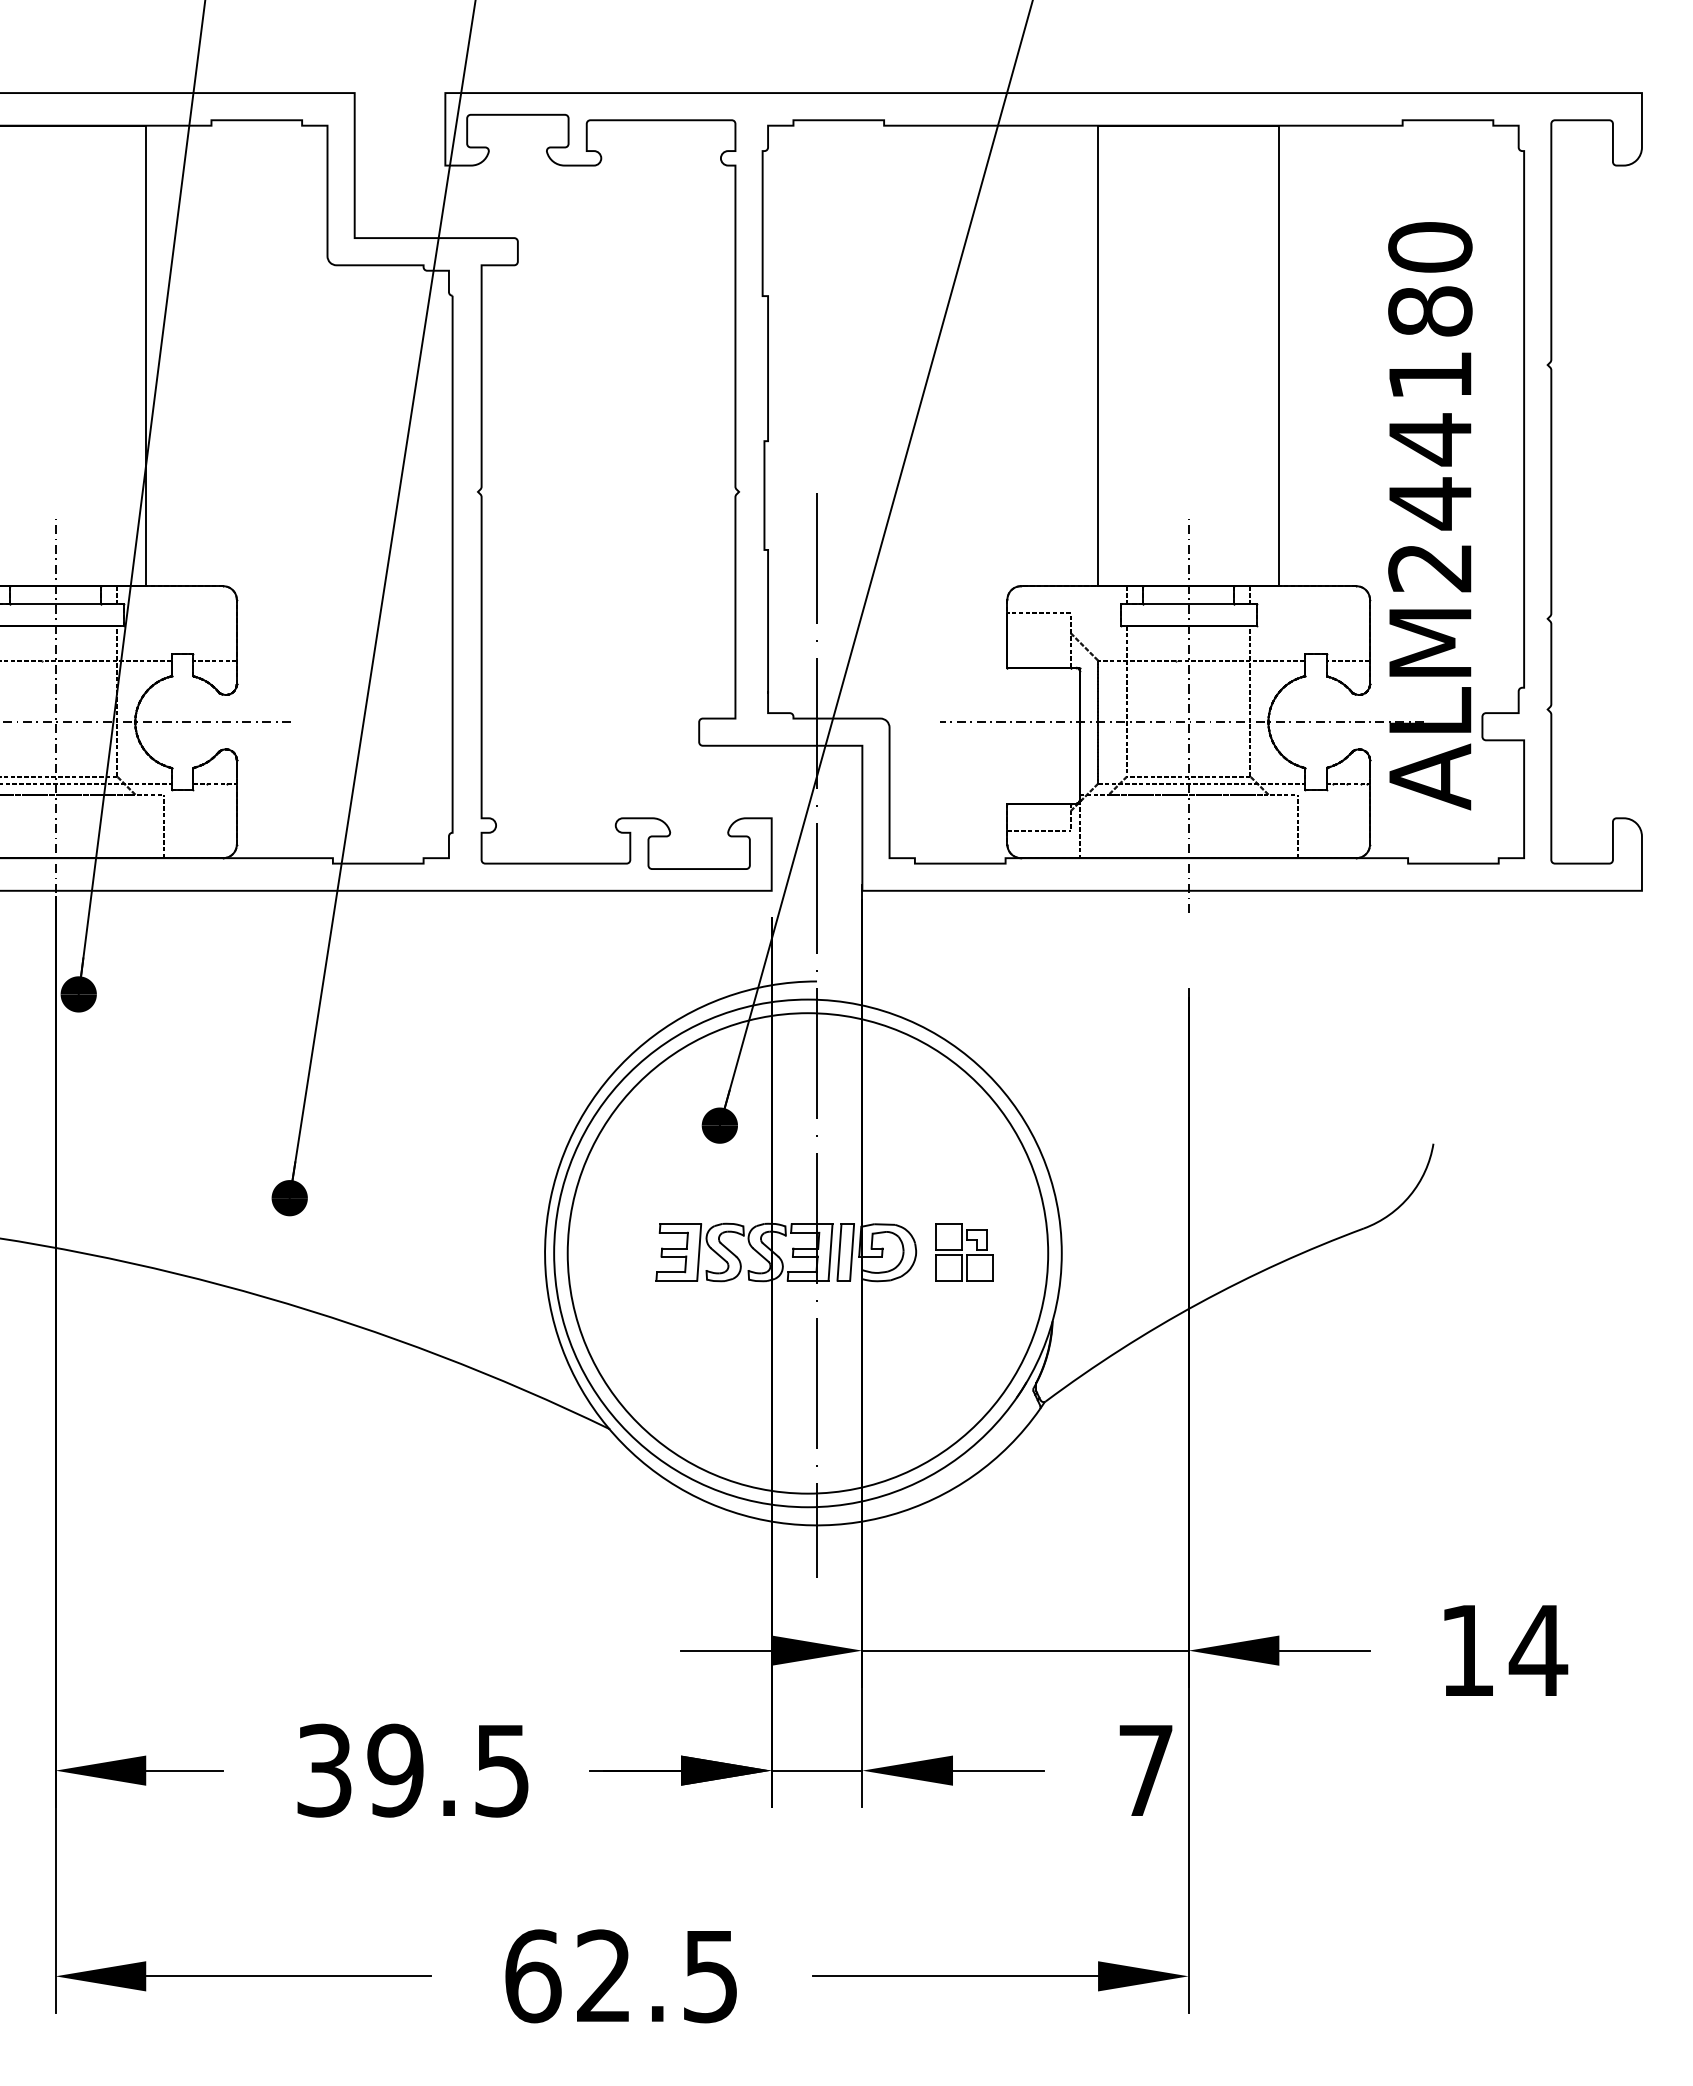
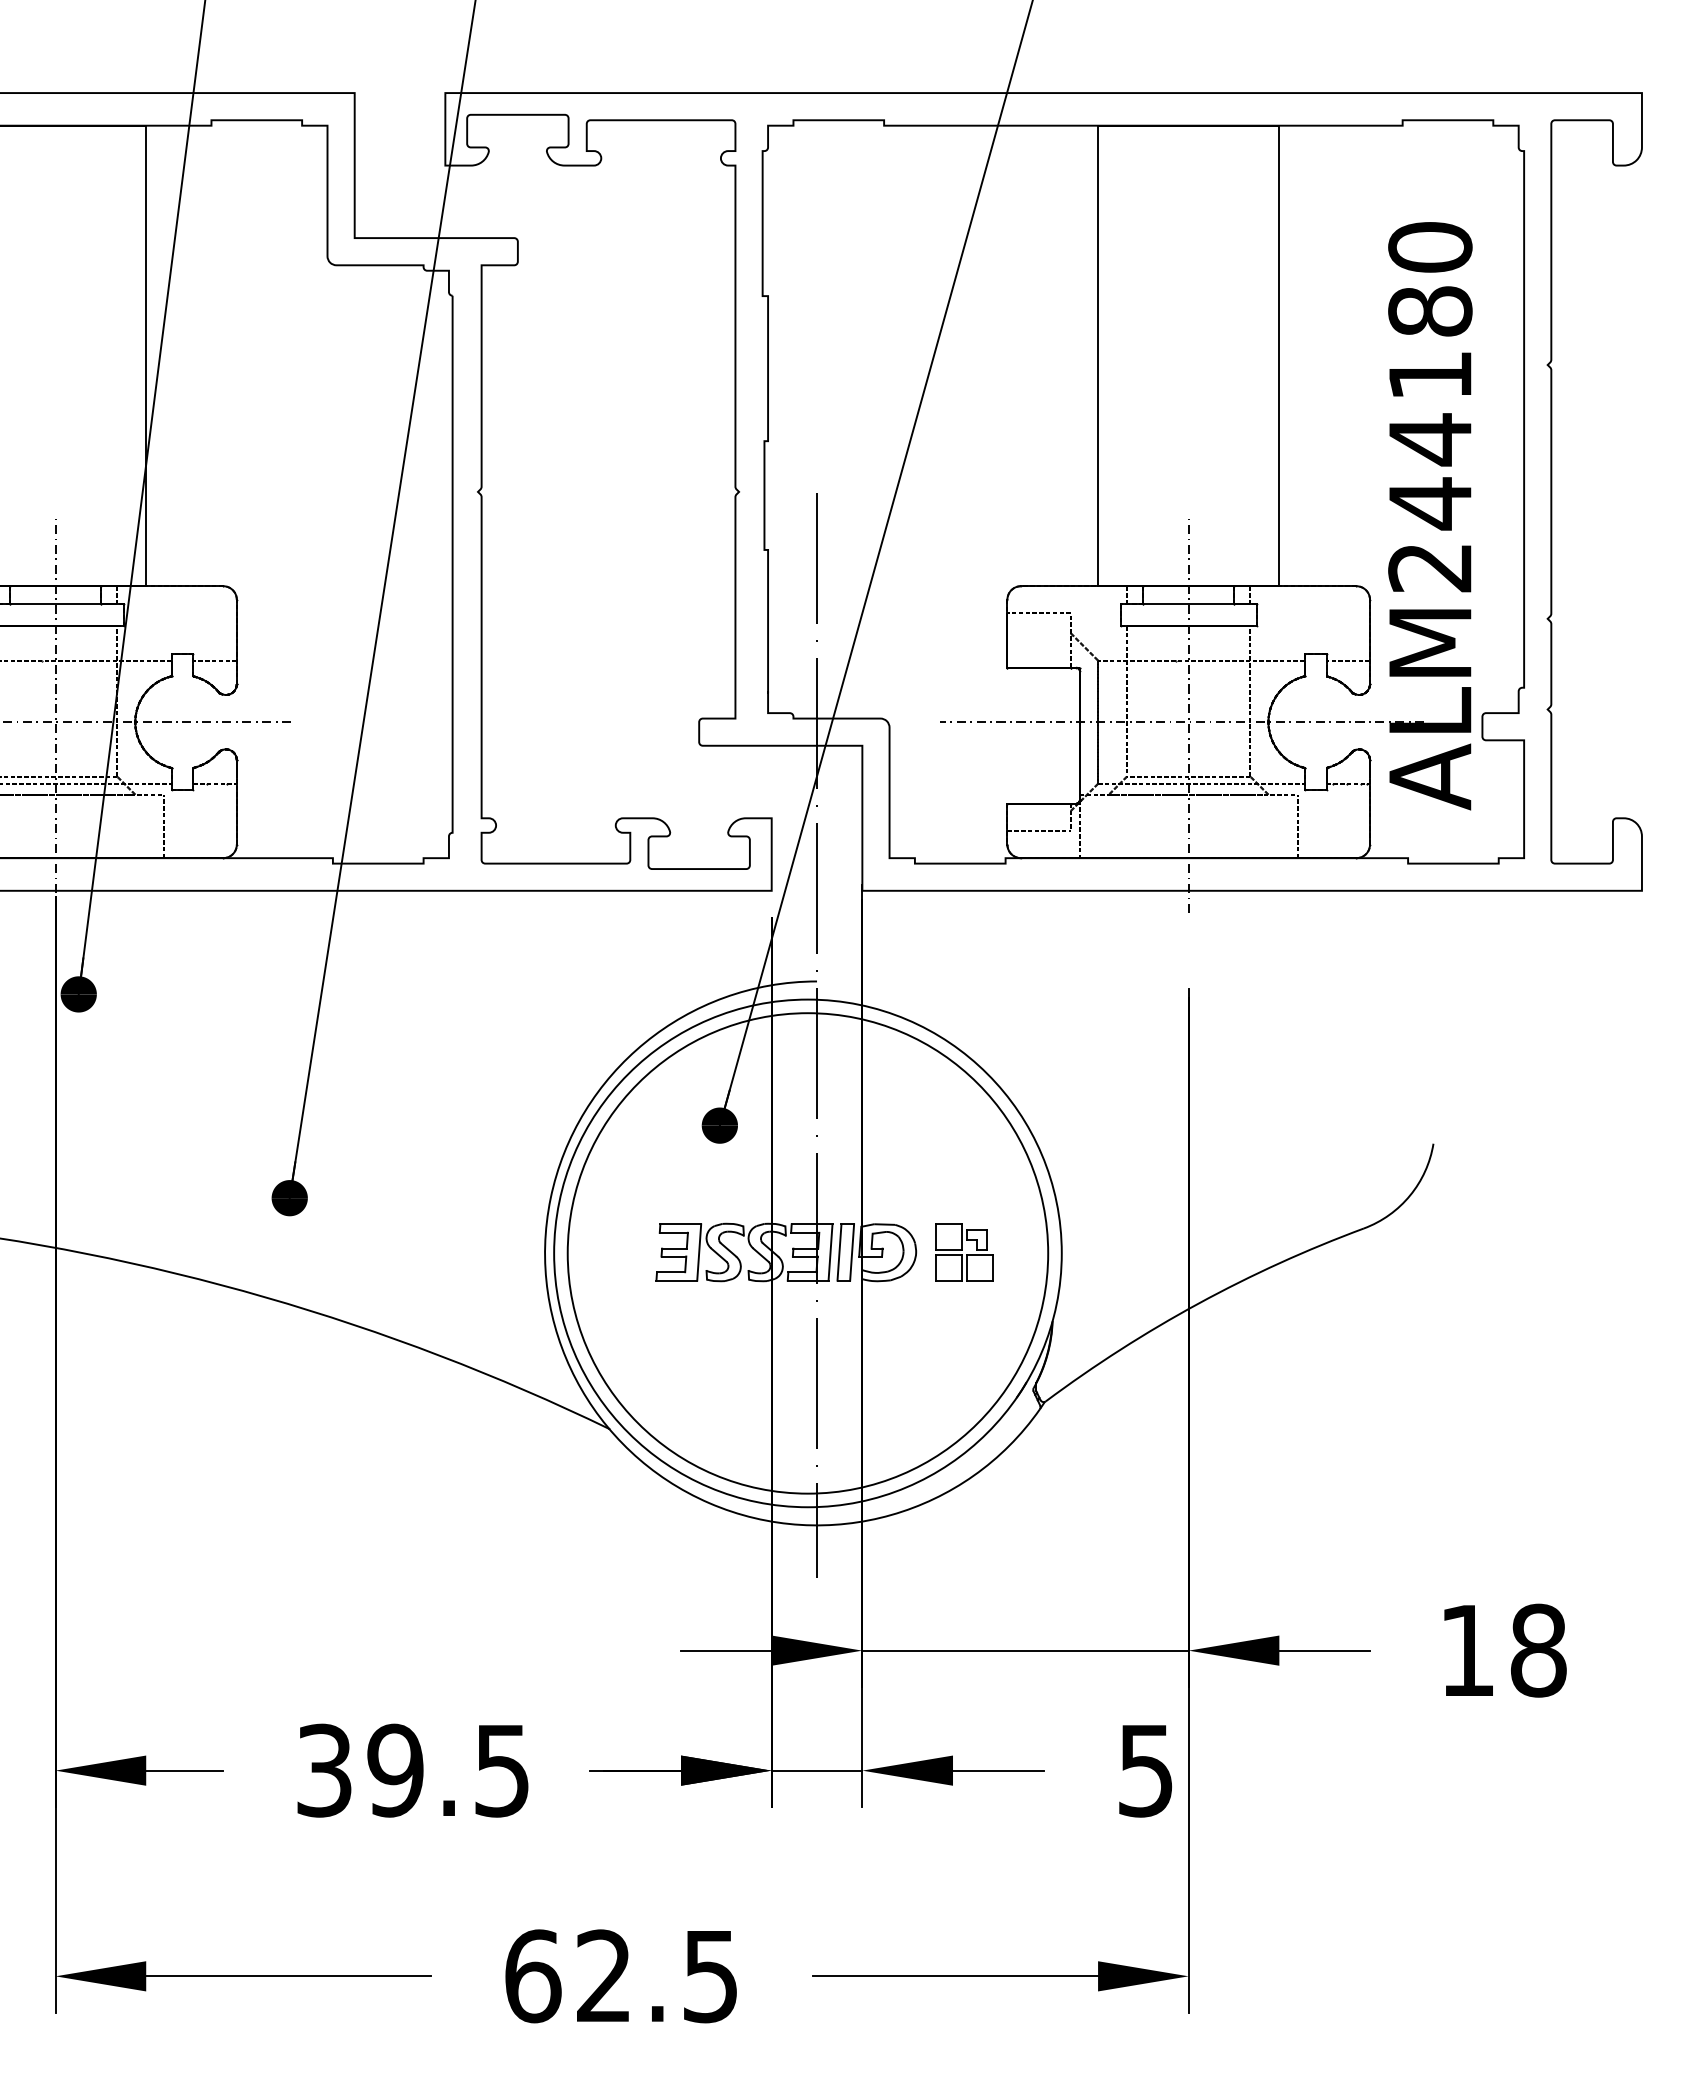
text: 14 -> 18 (1538, 1650)
text: 7 -> 5 (1145, 1771)
